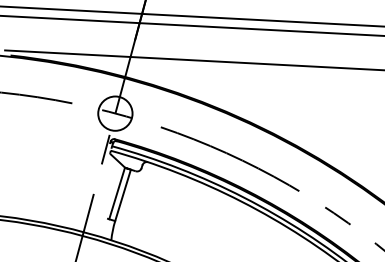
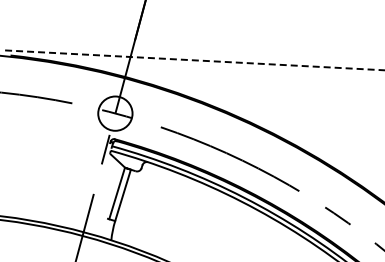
line: present -> none (191, 16)
line: present -> none (191, 25)
line: solid -> dashed (194, 60)
